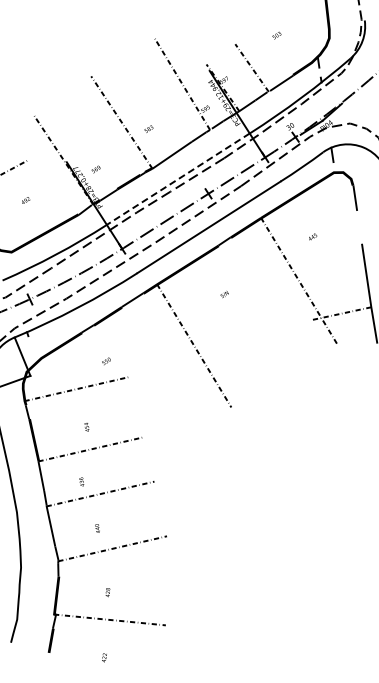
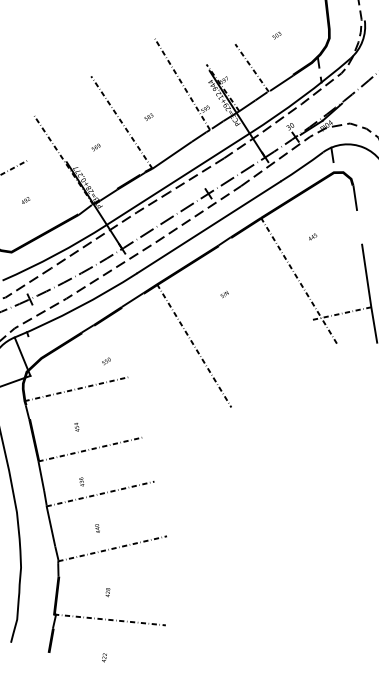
text position: (148, 128) -> (148, 116) (148, 116)
text position: (95, 169) -> (95, 147) (95, 147)
line: dashed -> solid (178, 179)
text position: (86, 427) -> (76, 427) (76, 427)
